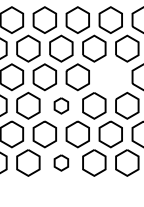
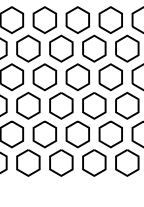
part: none -> present (110, 77)
part size: 17x18 px -> 25x28 px (61, 105)
part size: 17x18 px -> 25x28 px (61, 162)
